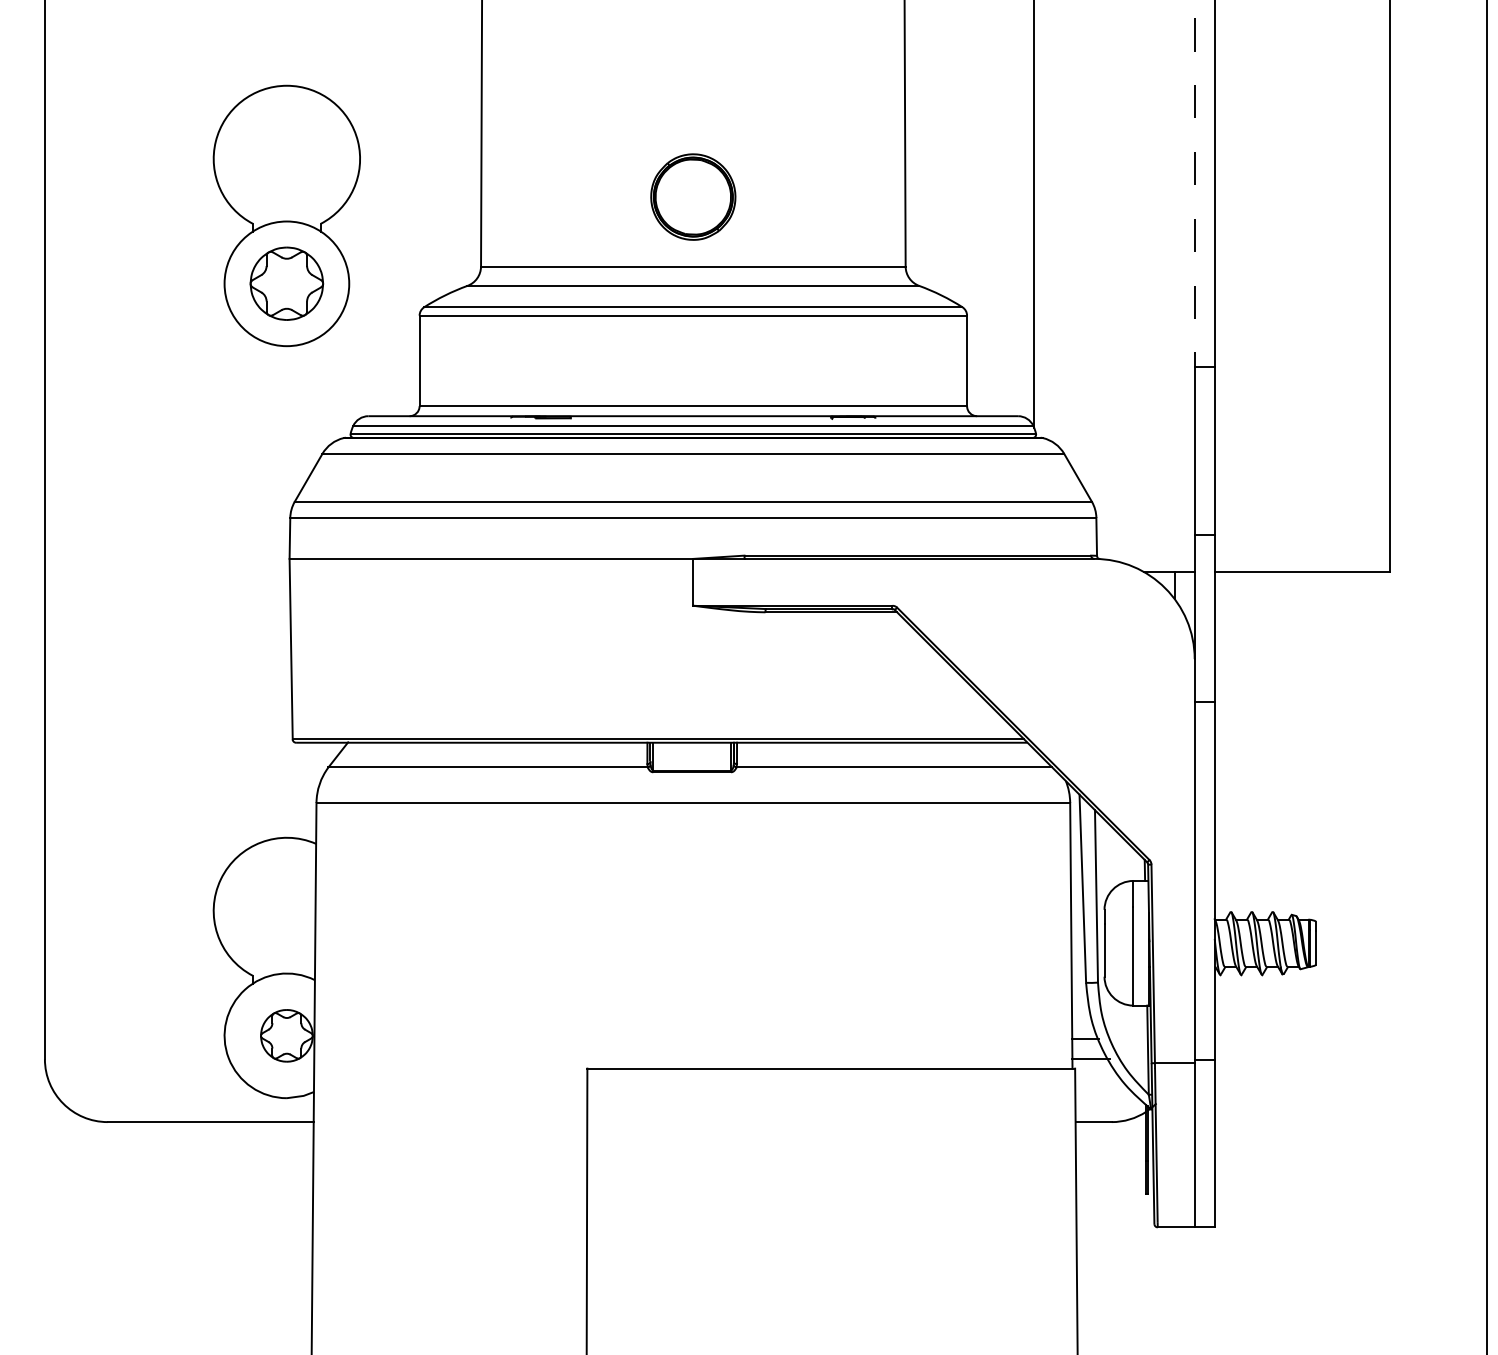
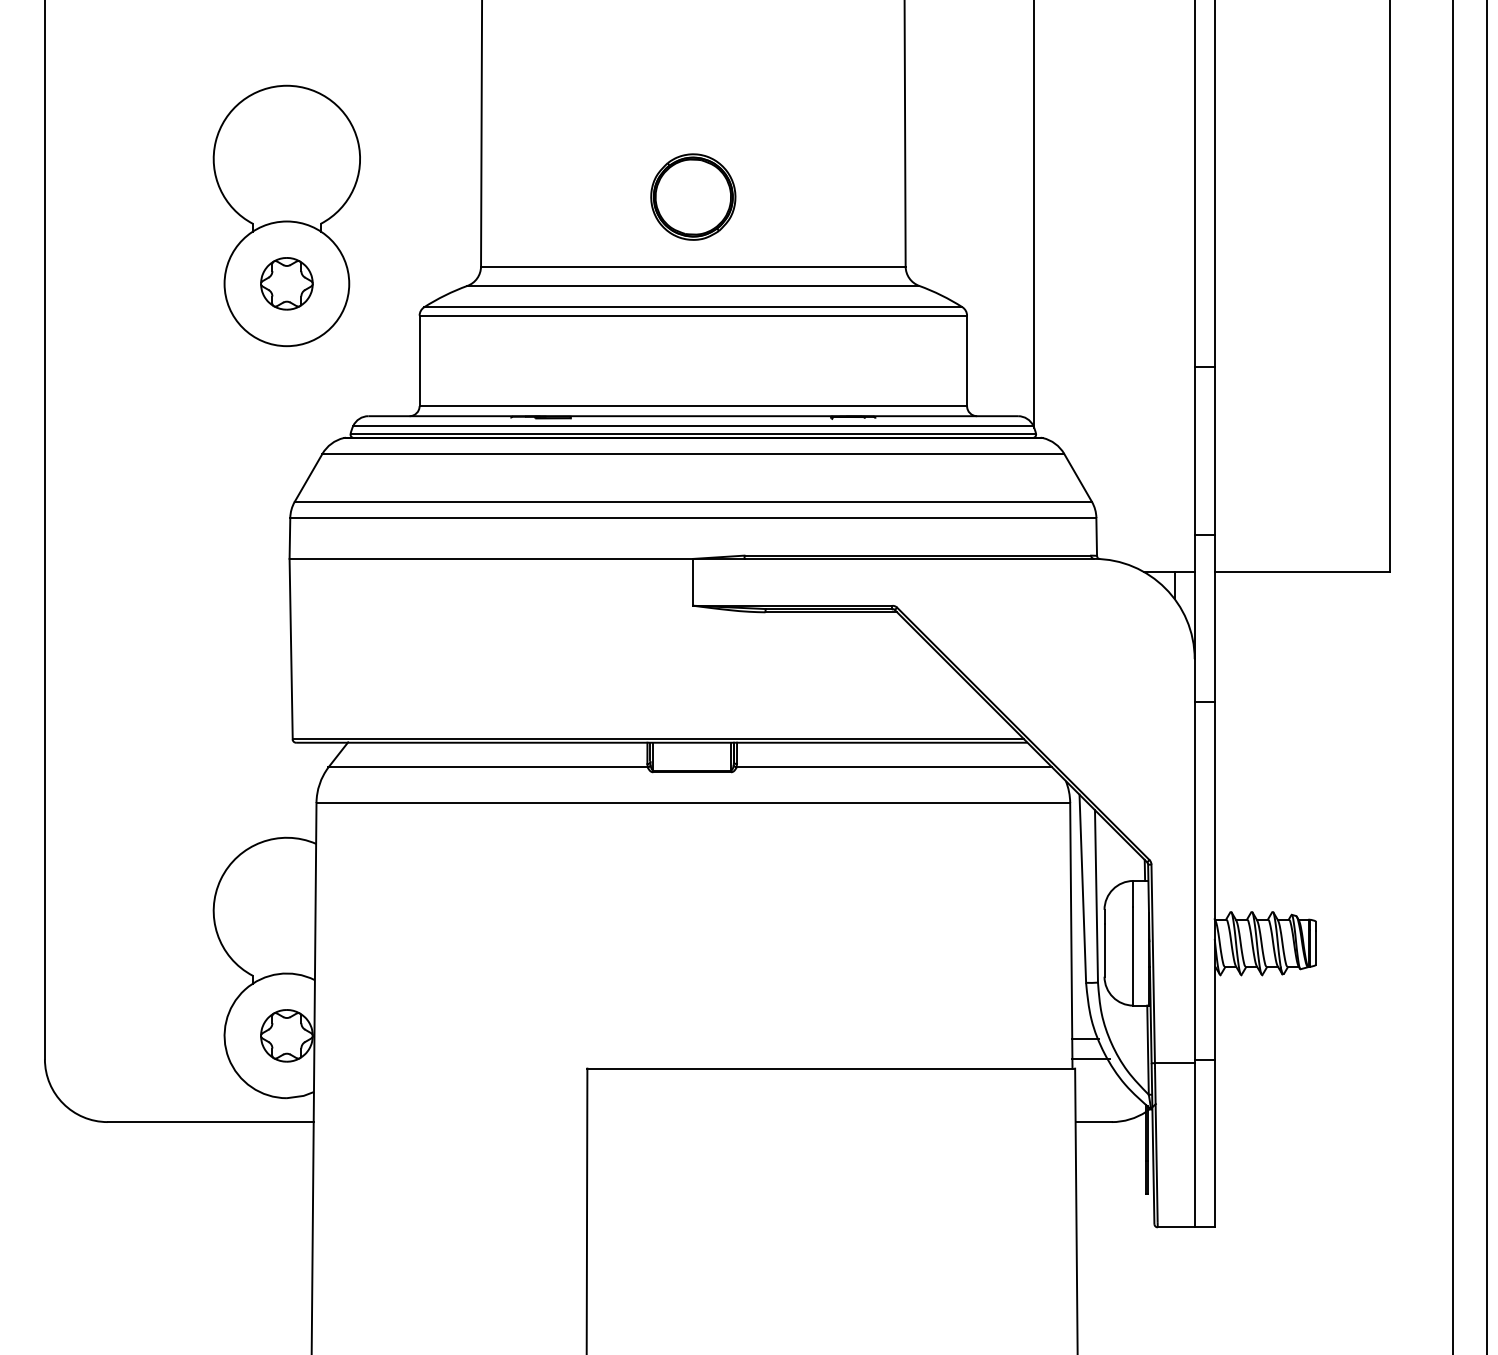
line: dashed -> solid (1194, 184)
part size: 76x75 px -> 54x54 px (286, 283)
line: none -> present (1453, 676)
